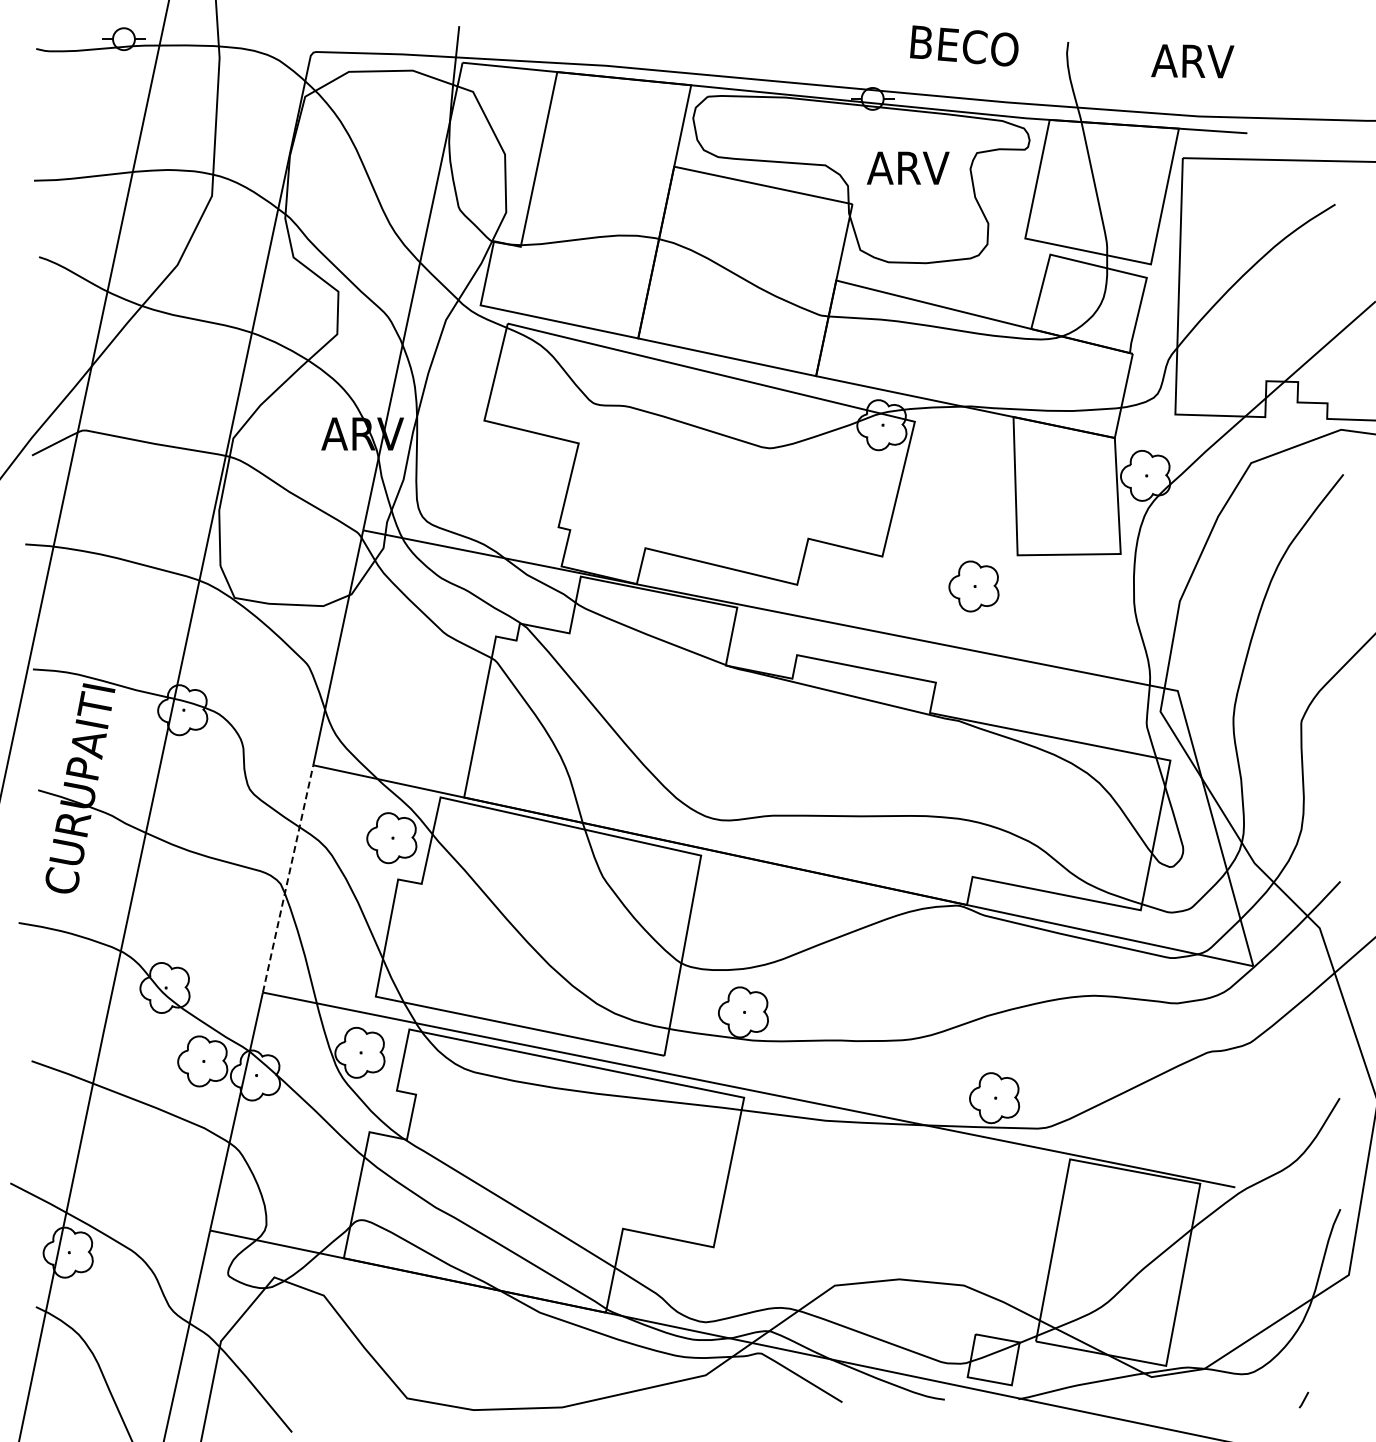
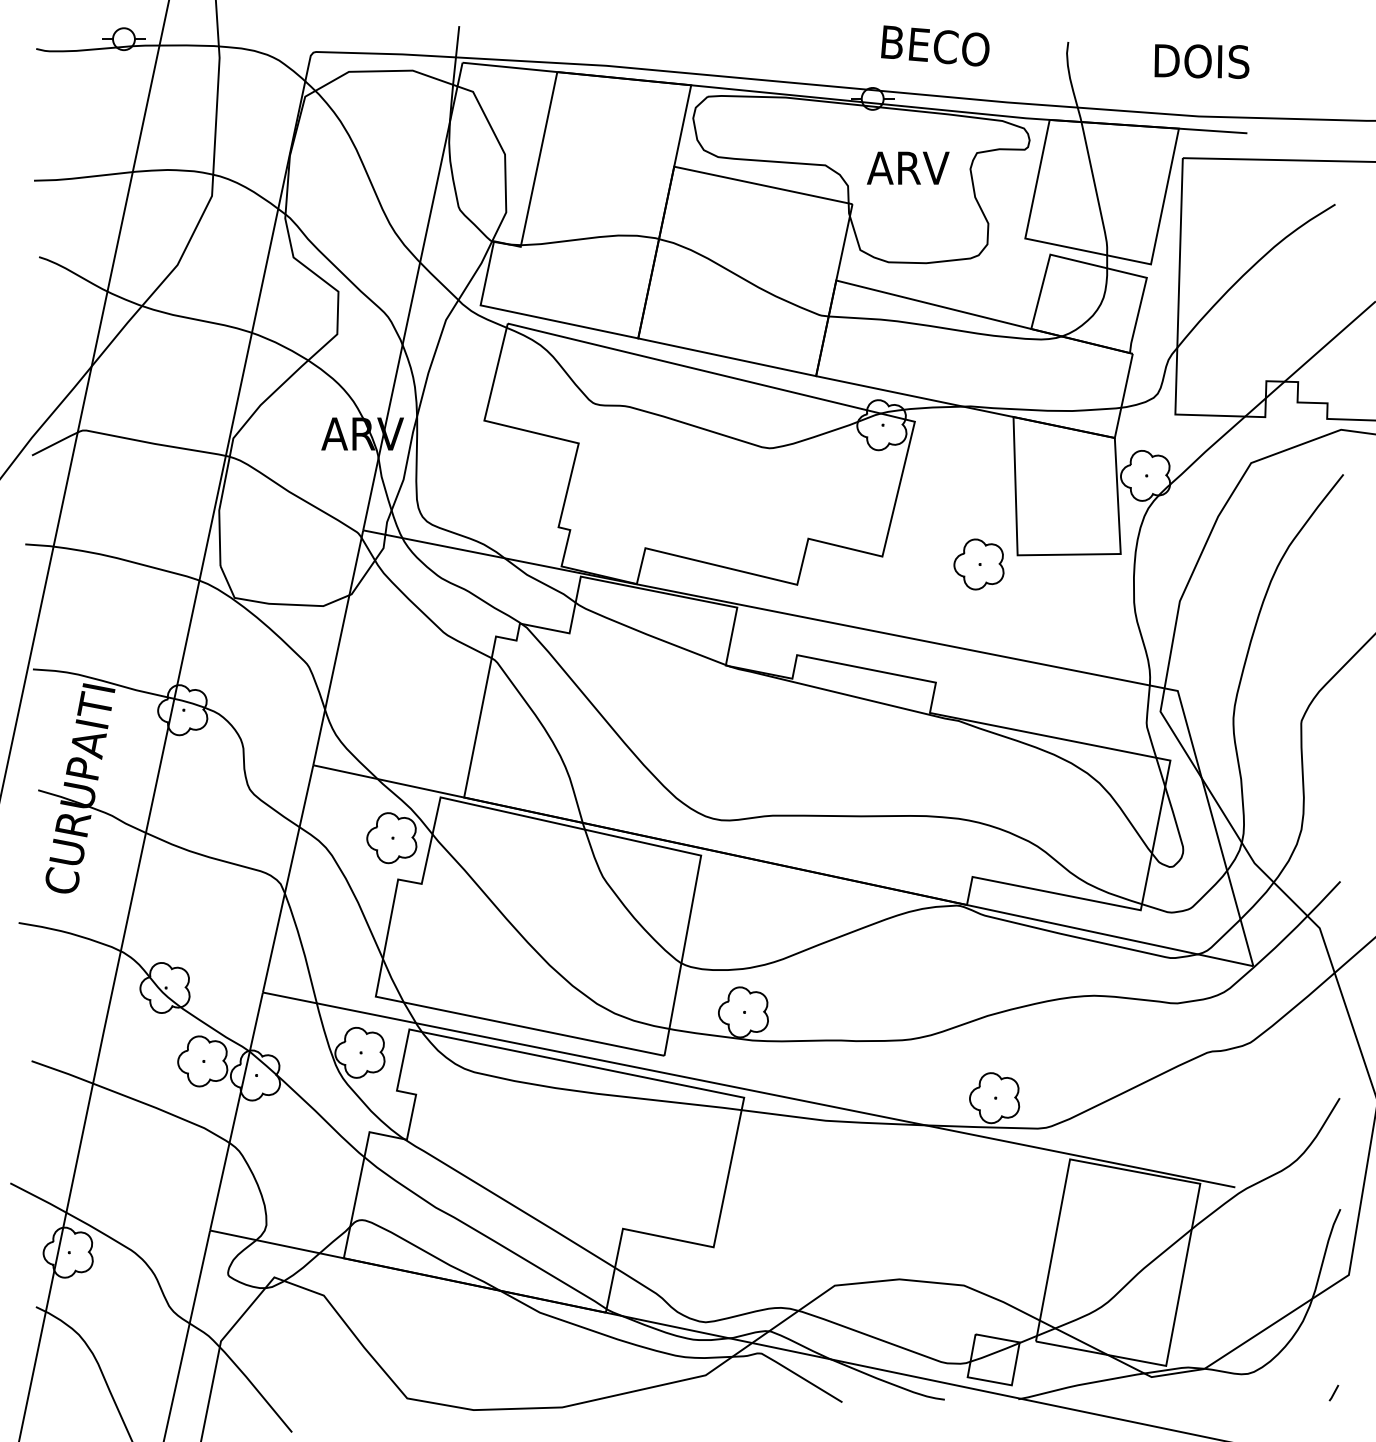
text position: (964, 45) -> (935, 45) (935, 45)
text: ARV -> DOIS (1200, 61)
part position: (973, 586) -> (978, 564) (978, 564)
line: dashed -> solid (288, 878)
line position: (1303, 1399) -> (1333, 1392) (1333, 1392)
